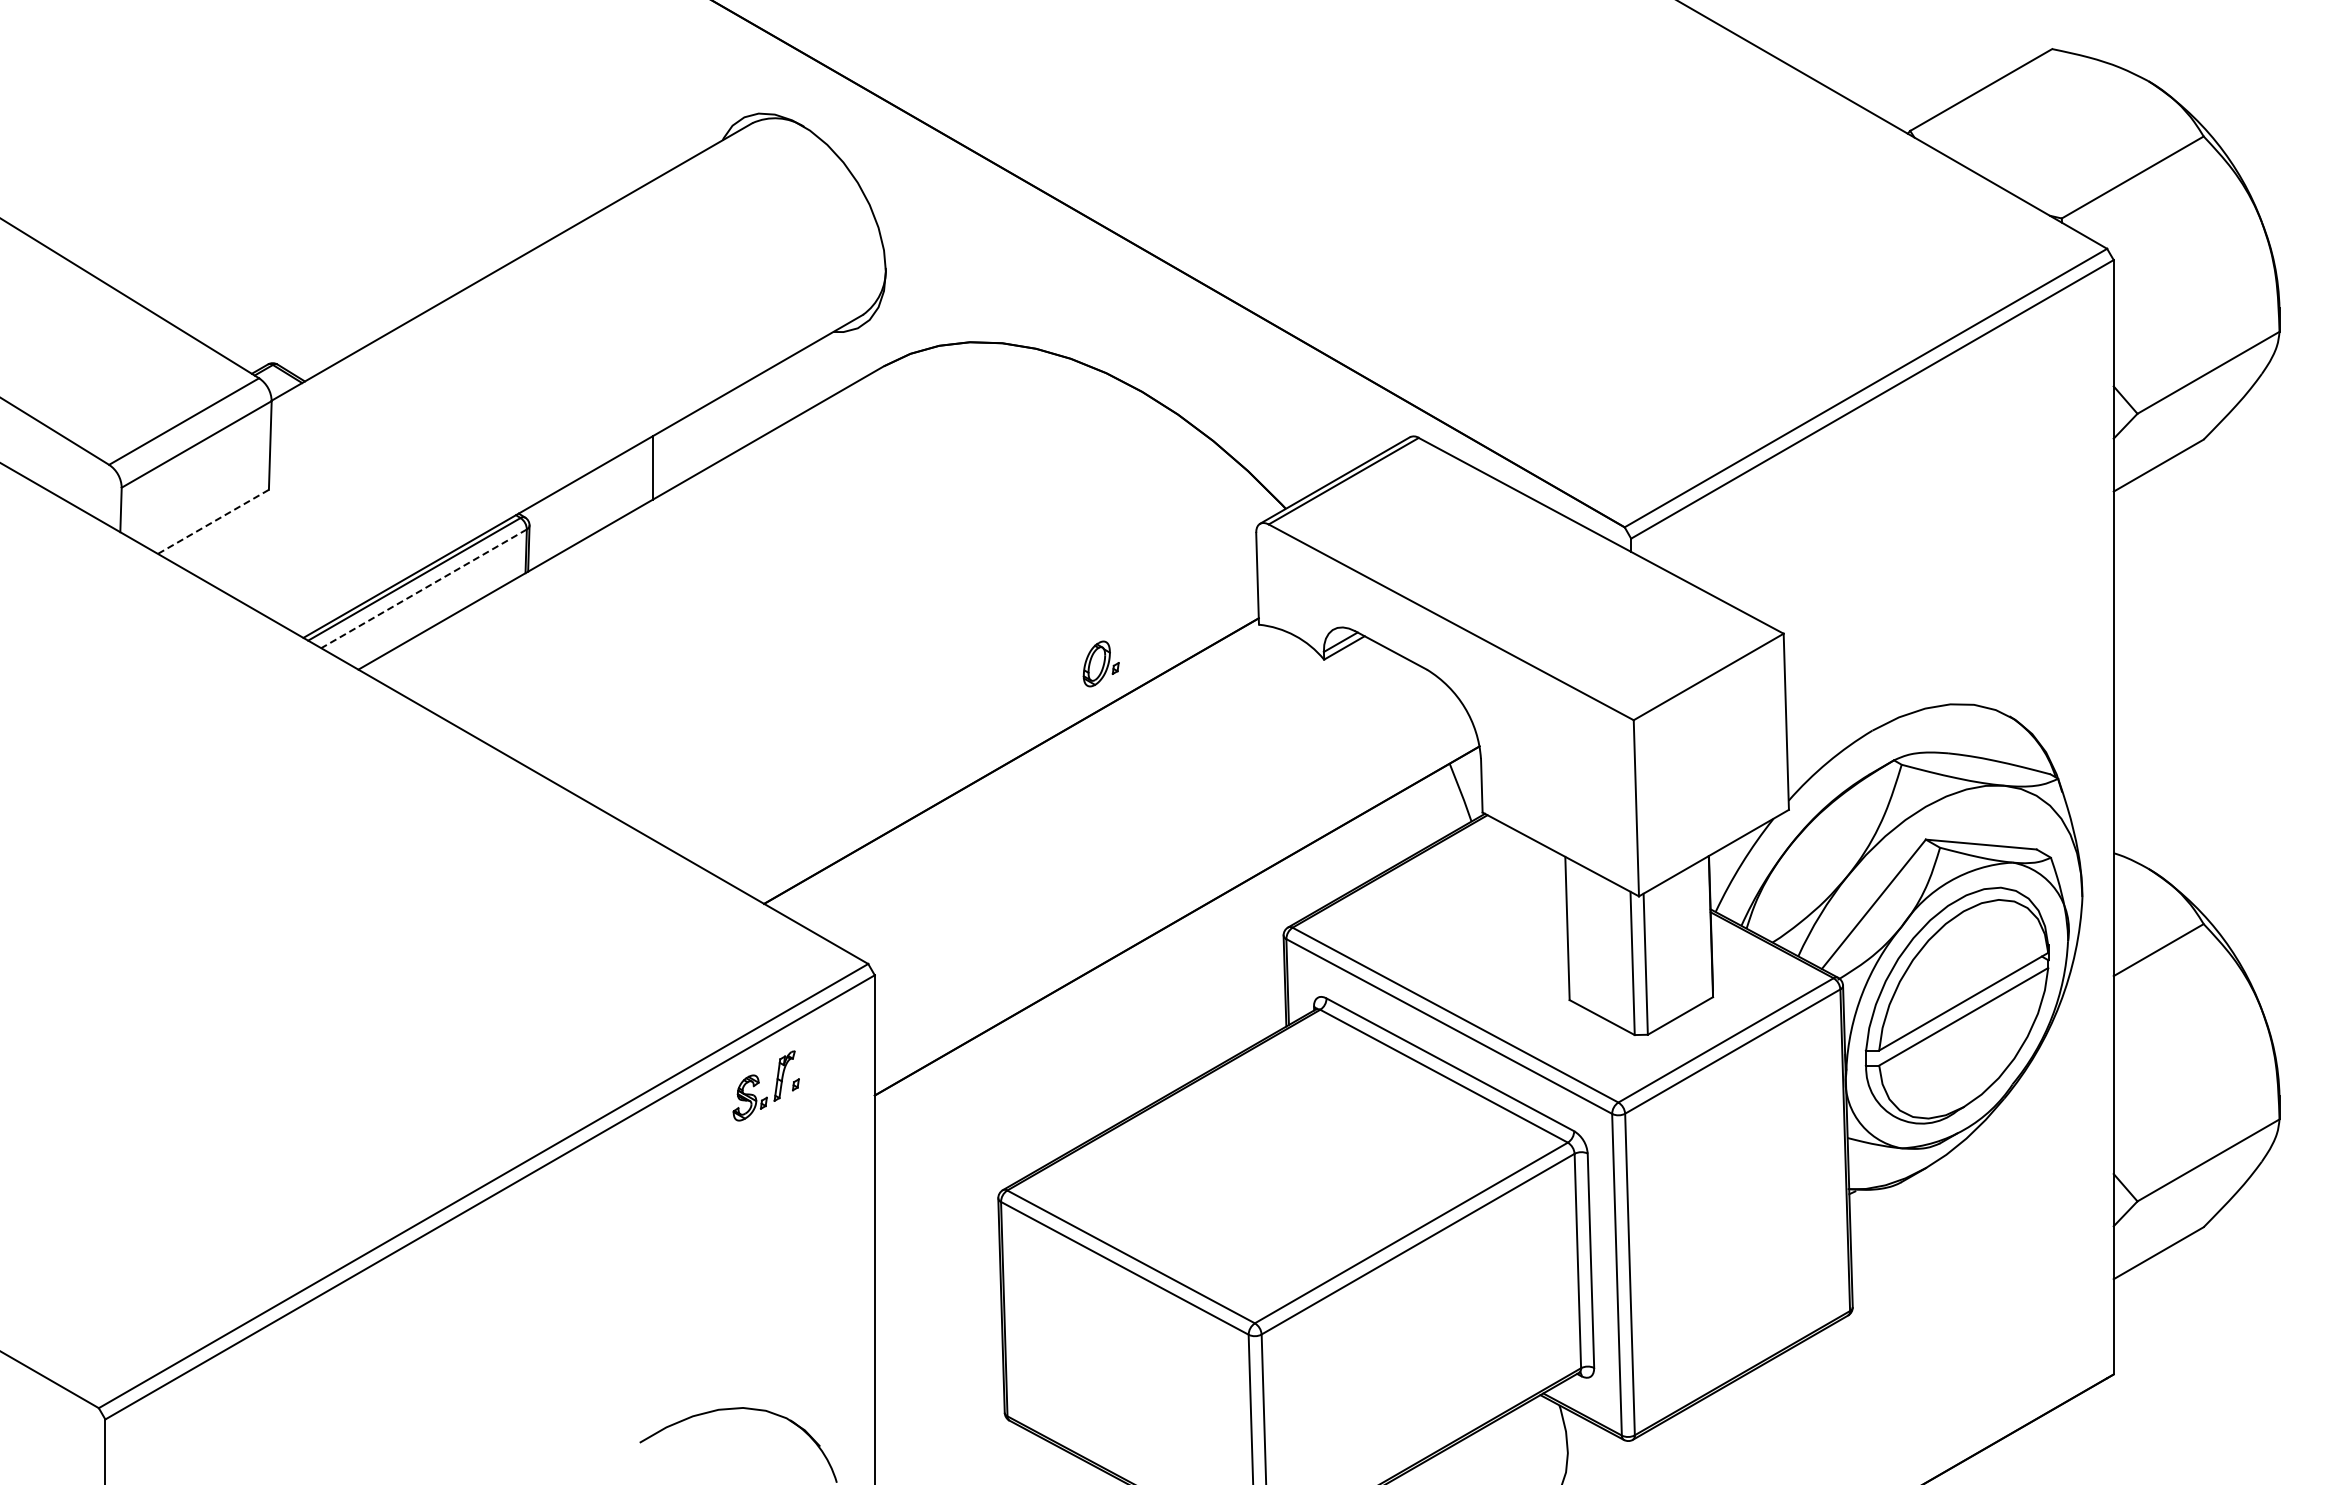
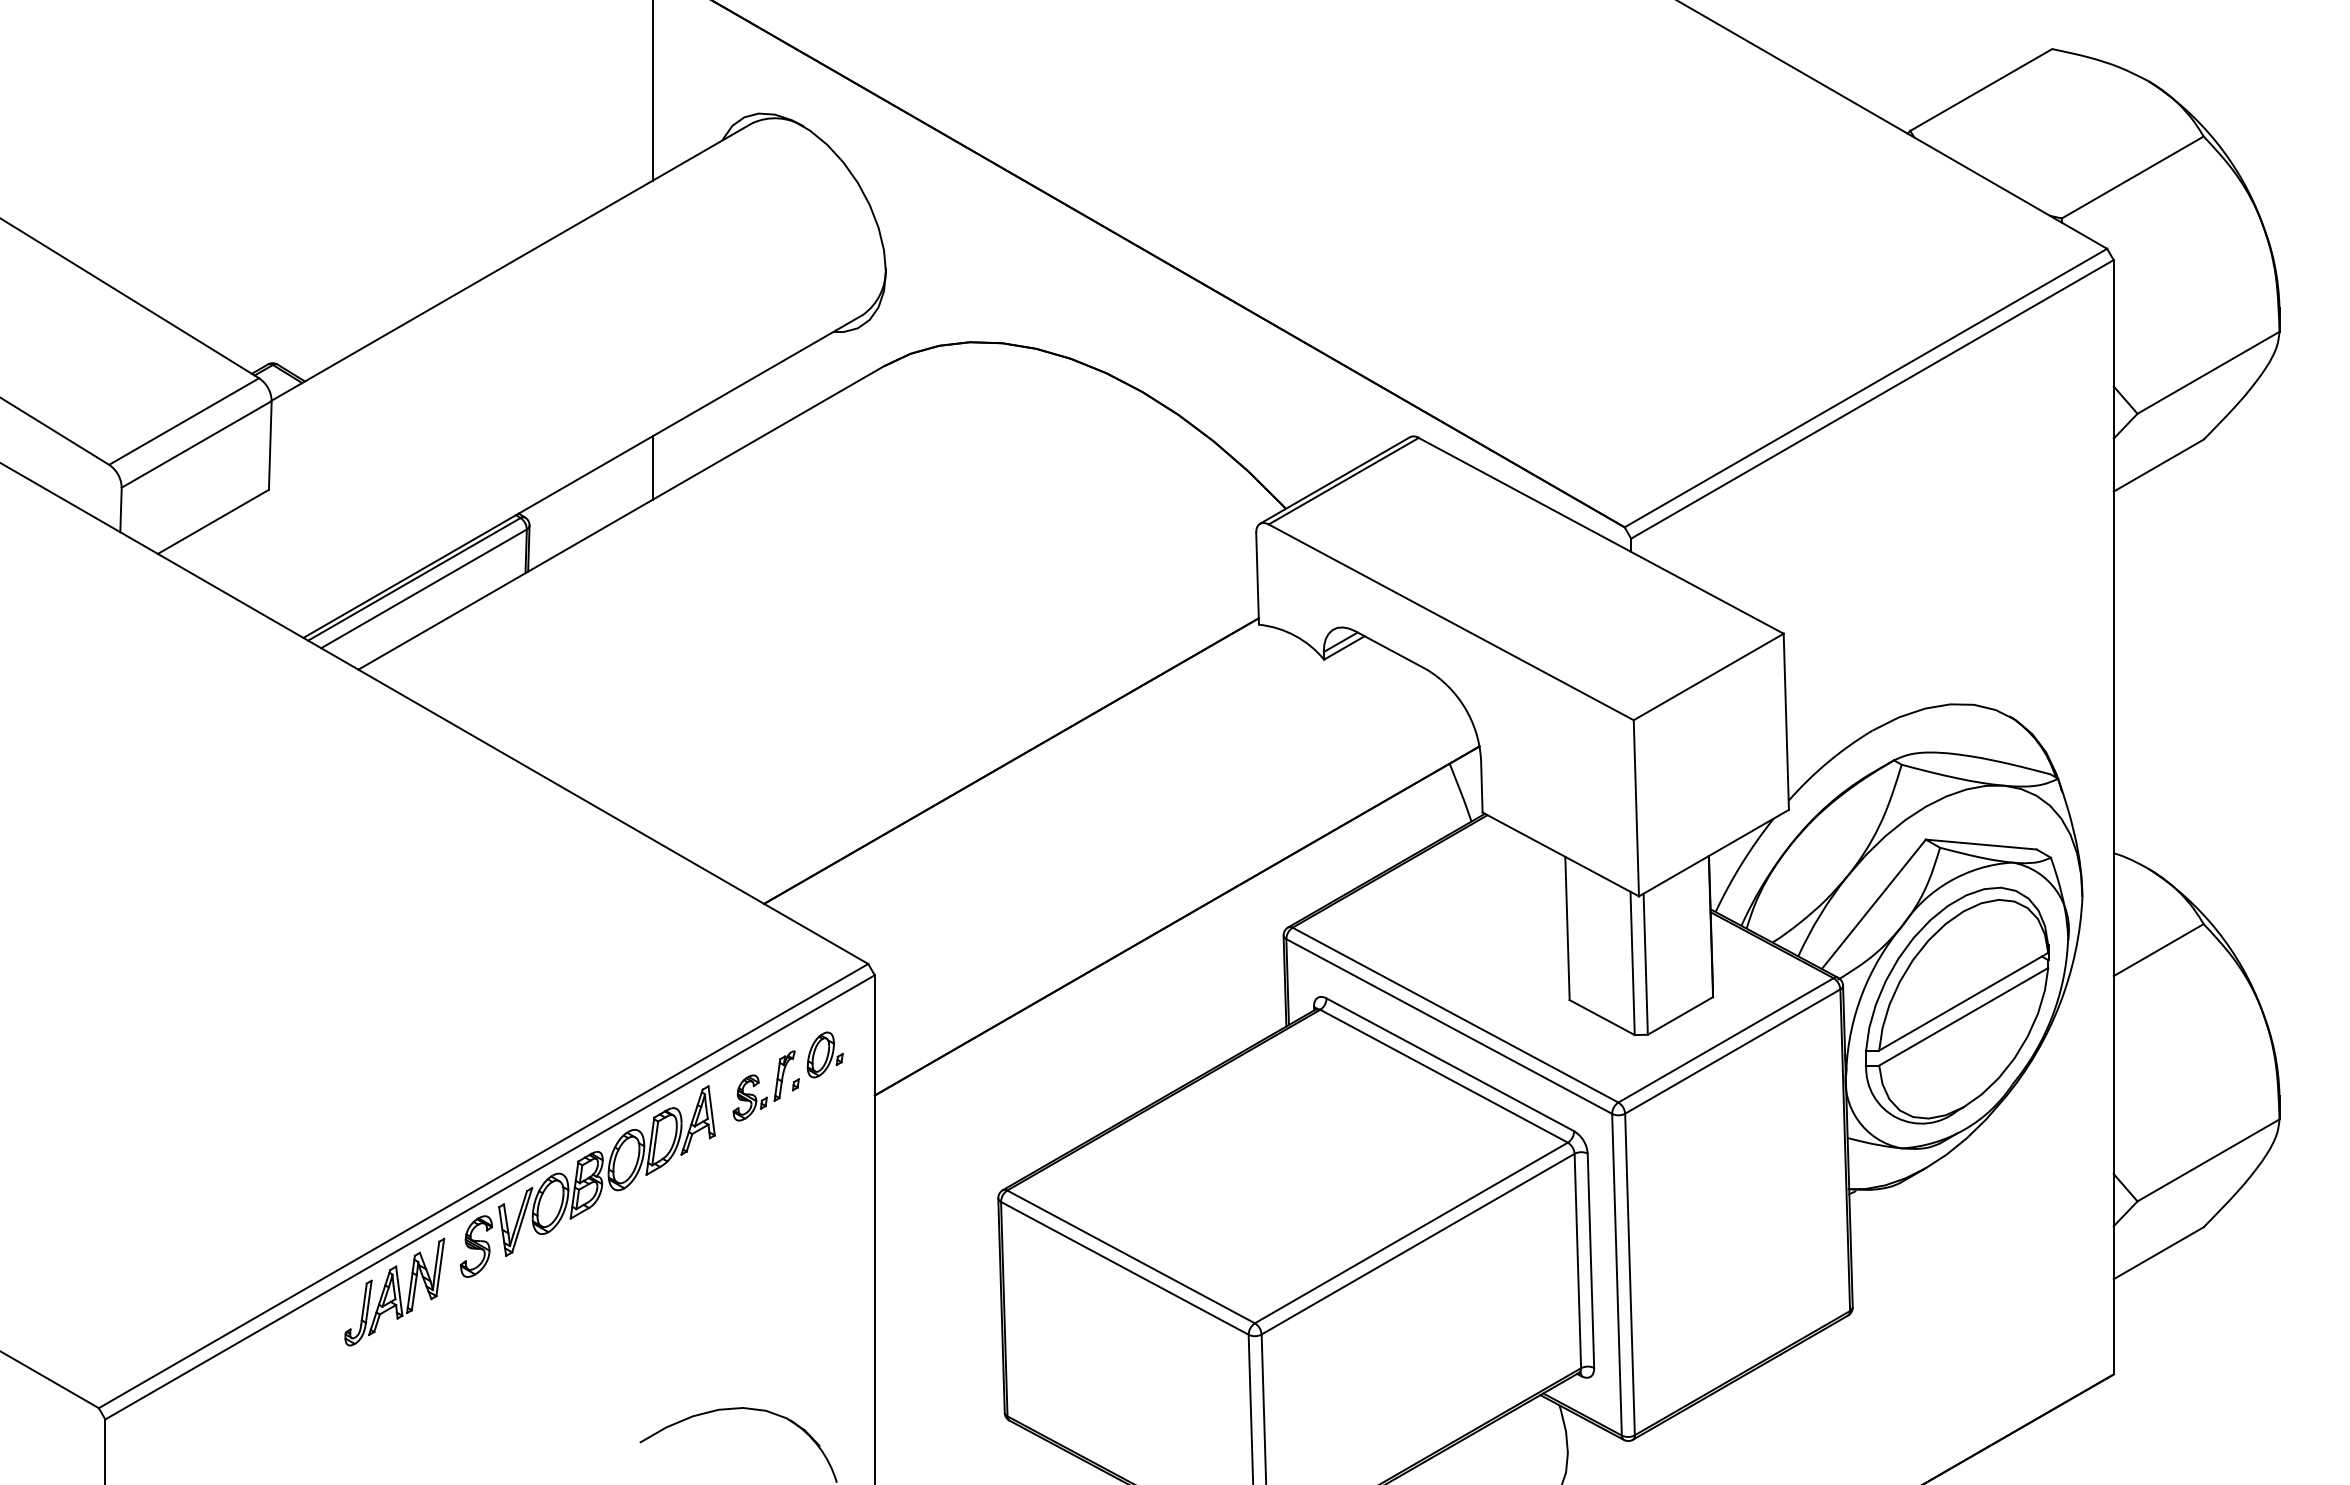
line: none -> present (653, 91)
line: dashed -> solid (213, 522)
line: dashed -> solid (424, 588)
part position: (1100, 663) -> (824, 1054) (824, 1054)
part: none -> present (587, 1181)
part: none -> present (394, 1291)
